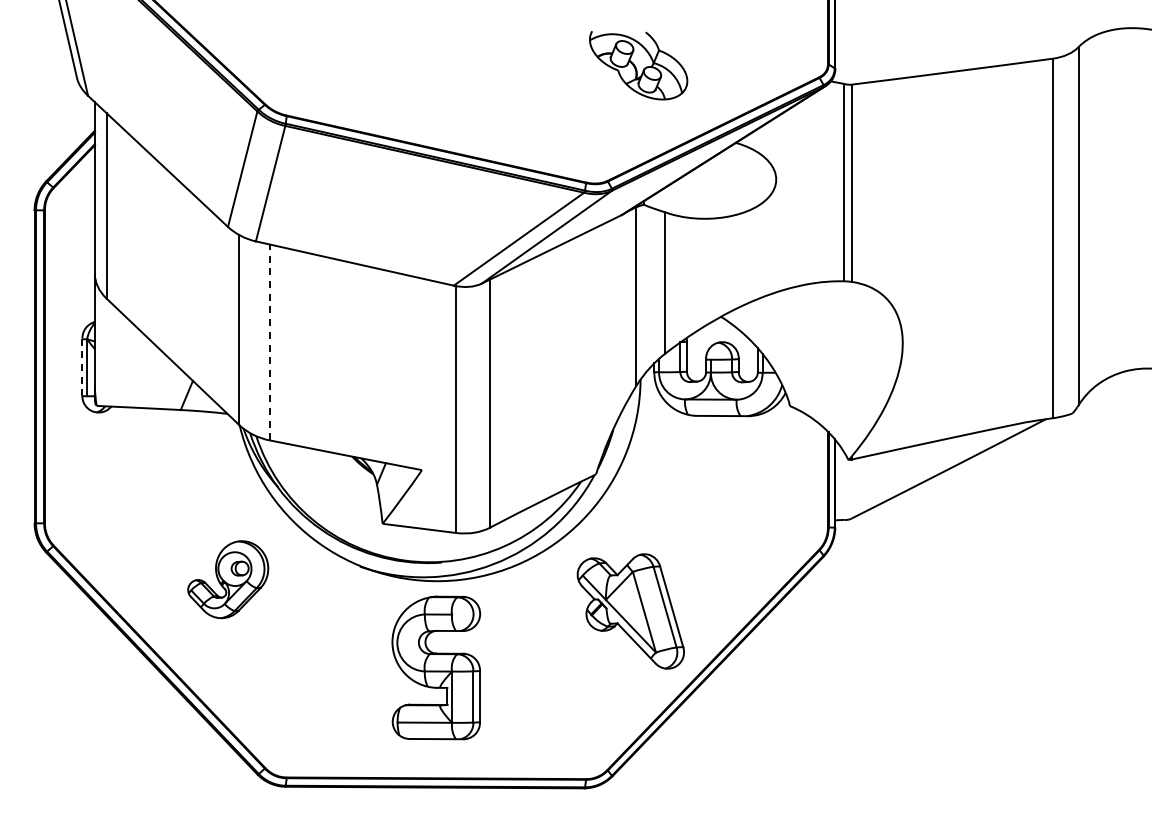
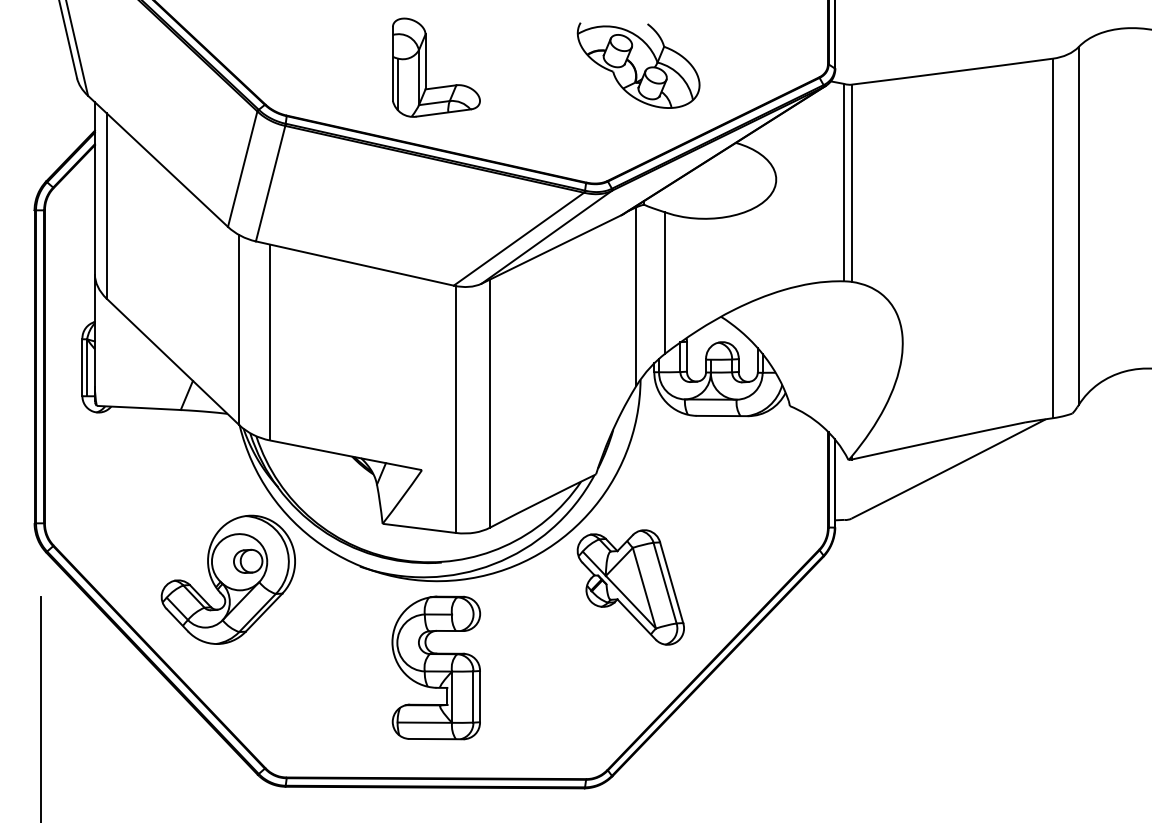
part size: 100x70 px -> 125x87 px (638, 65)
part: none -> present (426, 67)
line: dashed -> solid (269, 342)
line: dashed -> solid (82, 367)
part size: 83x80 px -> 136x131 px (227, 579)
part position: (630, 611) -> (630, 587) (630, 587)
line: none -> present (41, 708)
